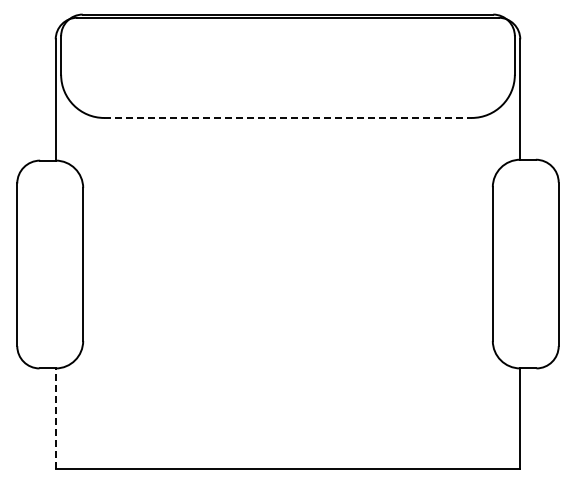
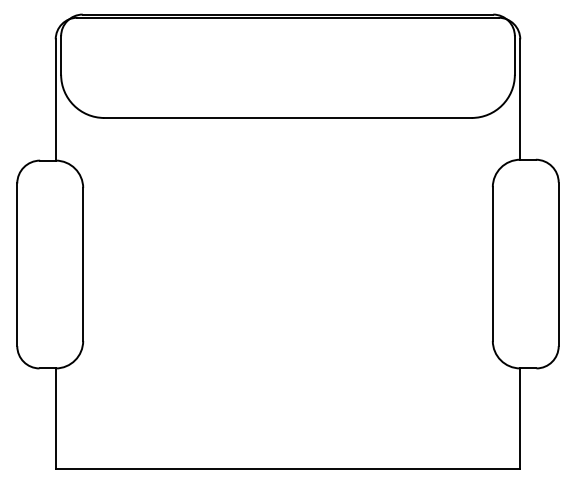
line: dashed -> solid (288, 117)
line: dashed -> solid (55, 418)
